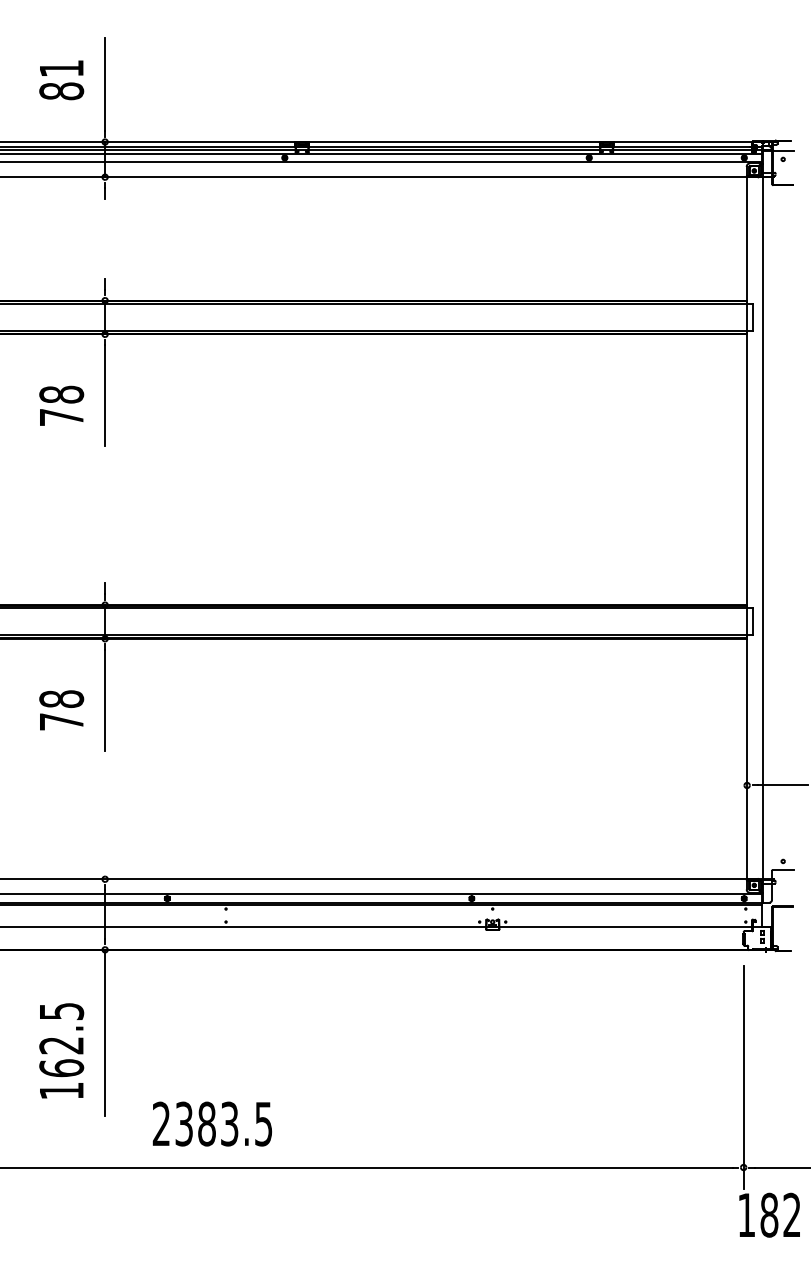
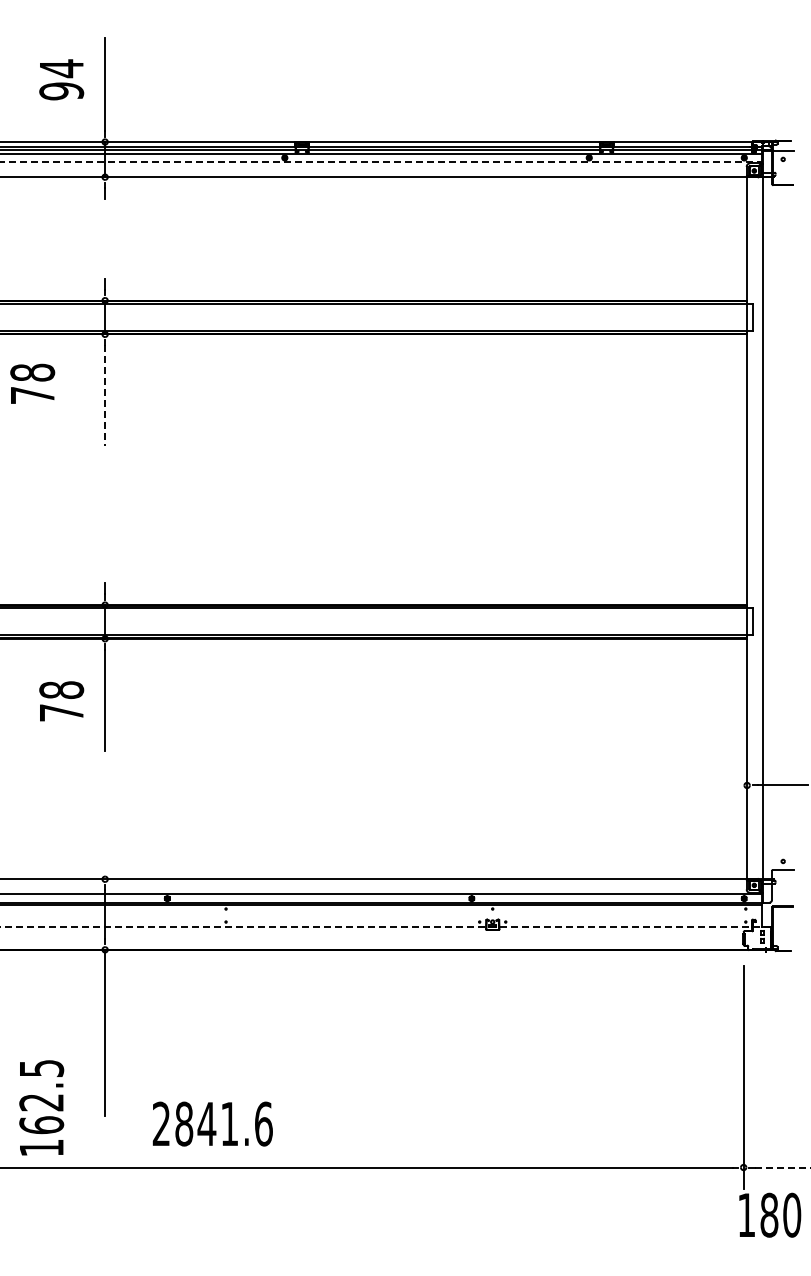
text: 81 -> 94 (61, 79)
line: solid -> dashed (381, 161)
line: solid -> dashed (105, 395)
text position: (61, 405) -> (32, 383) (32, 383)
text position: (61, 710) -> (61, 701) (61, 701)
line: solid -> dashed (385, 927)
text position: (61, 1050) -> (41, 1107) (41, 1107)
text: 2383.5 -> 2841.6 (223, 1123)
line: solid -> dashed (783, 1167)
text: 182 -> 180 (792, 1214)
